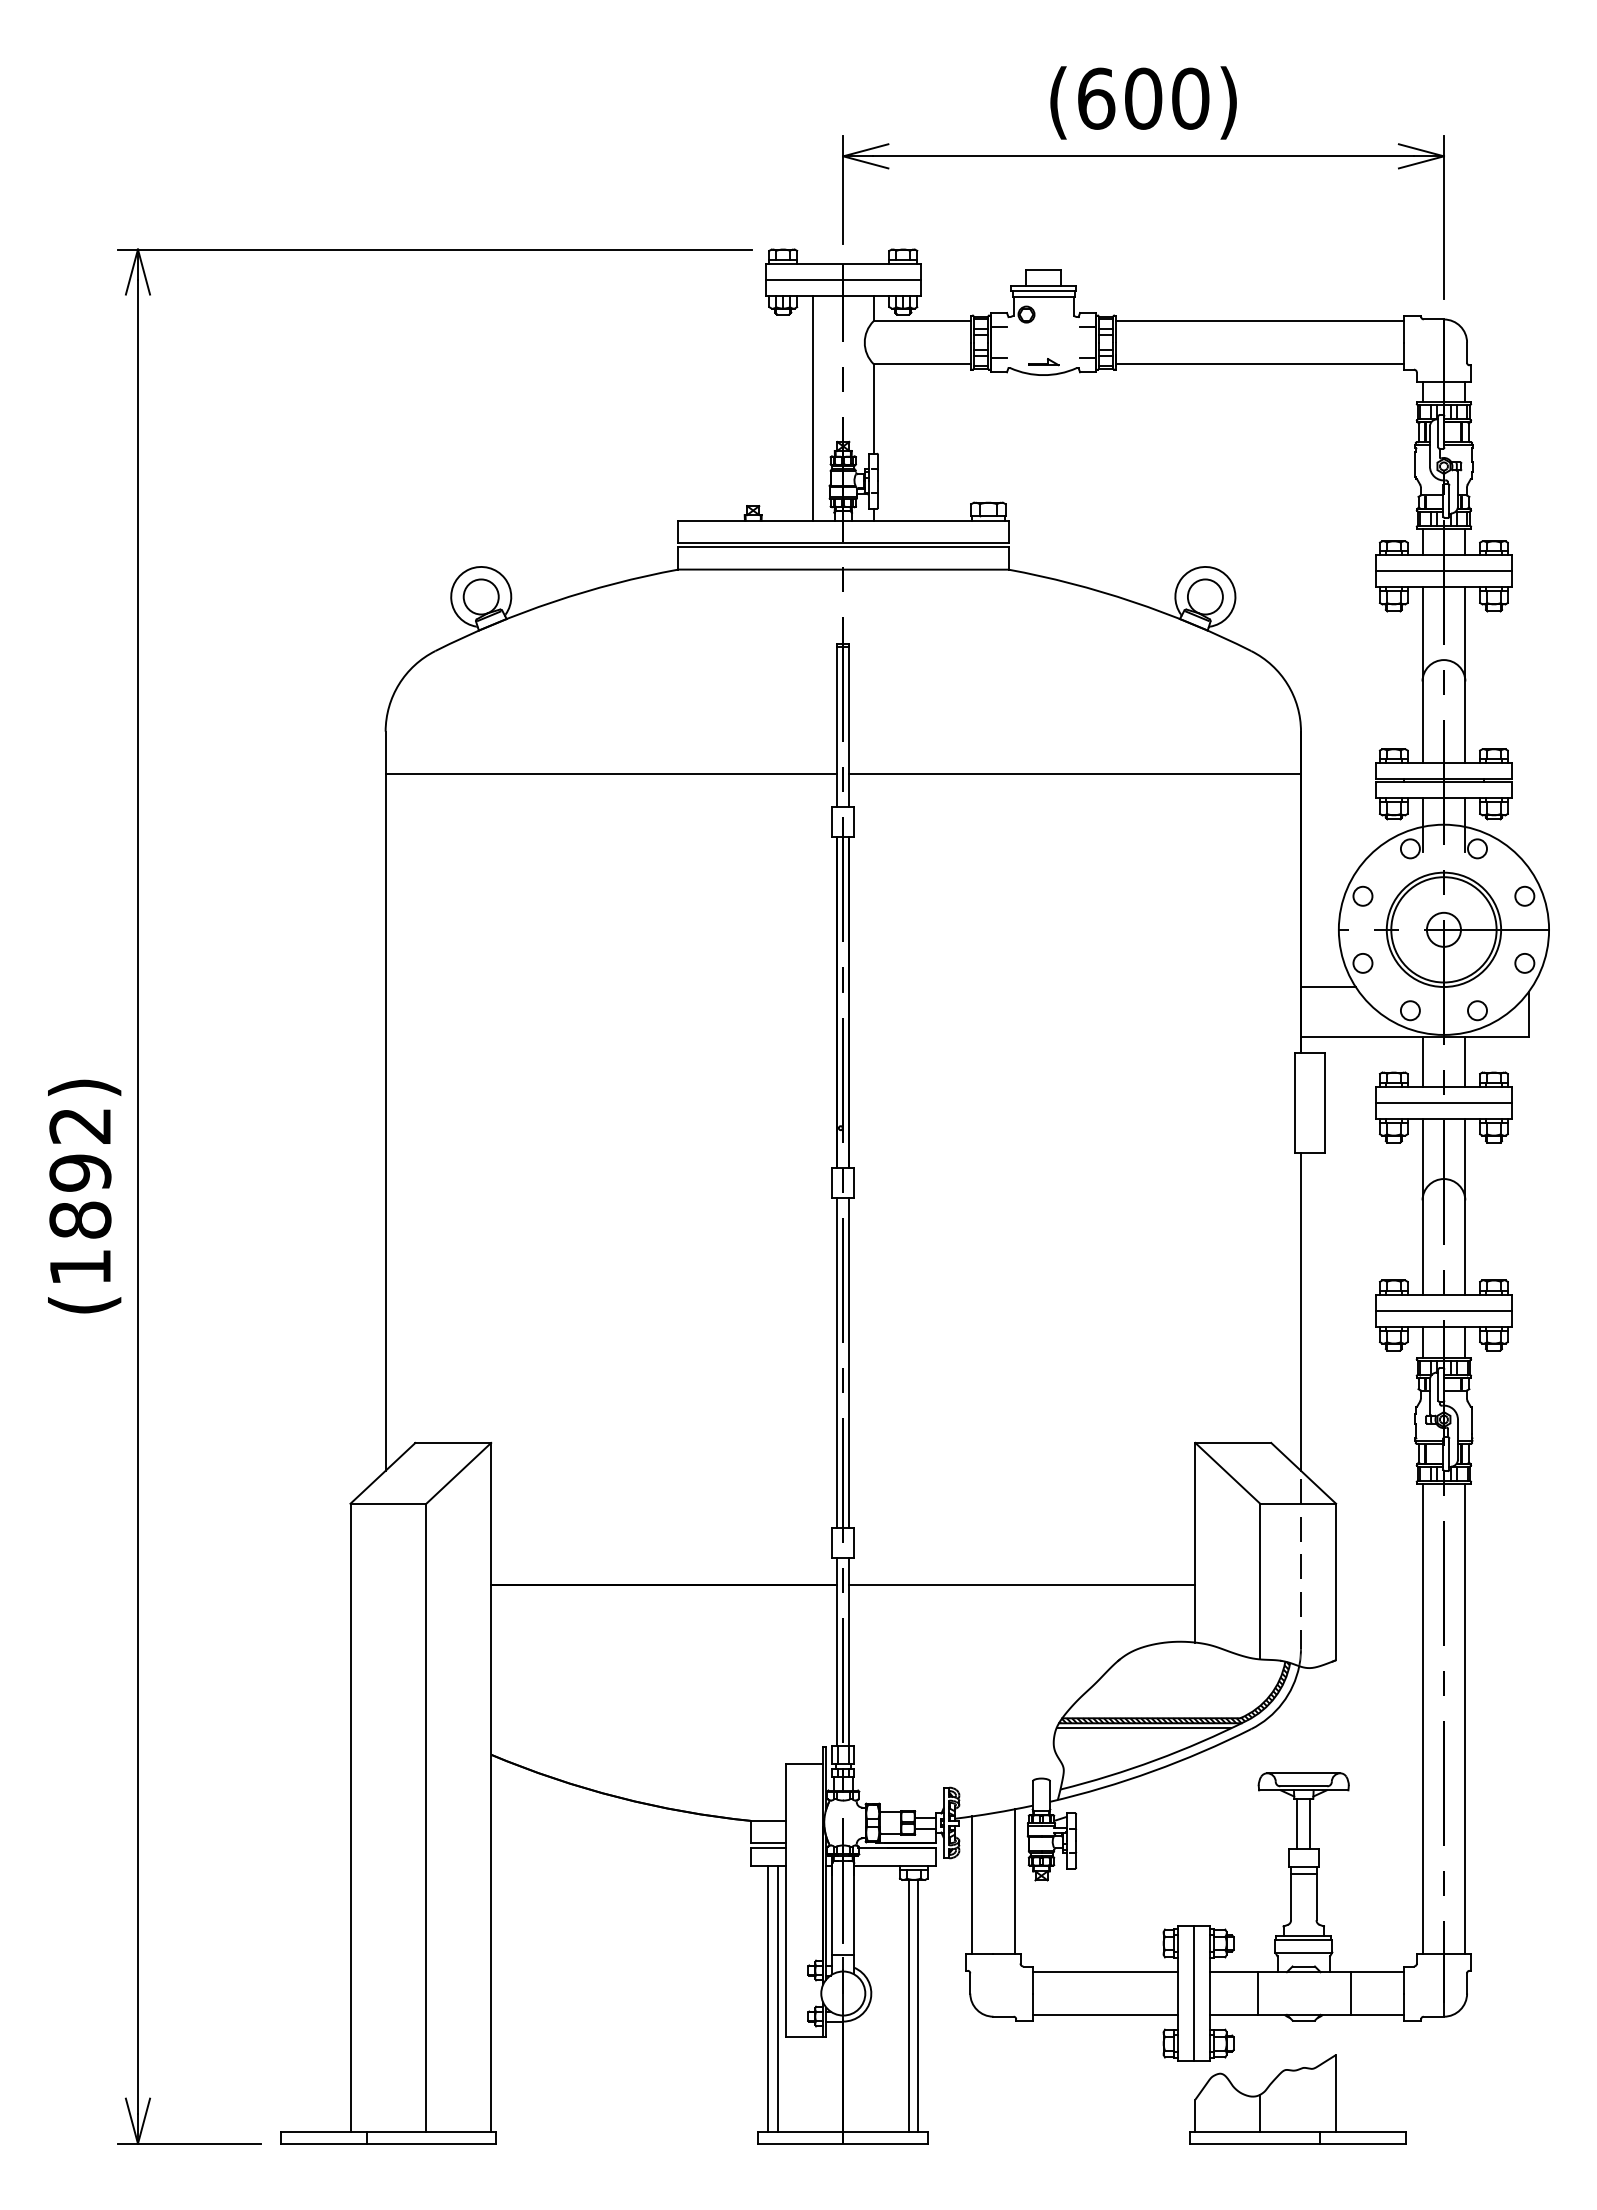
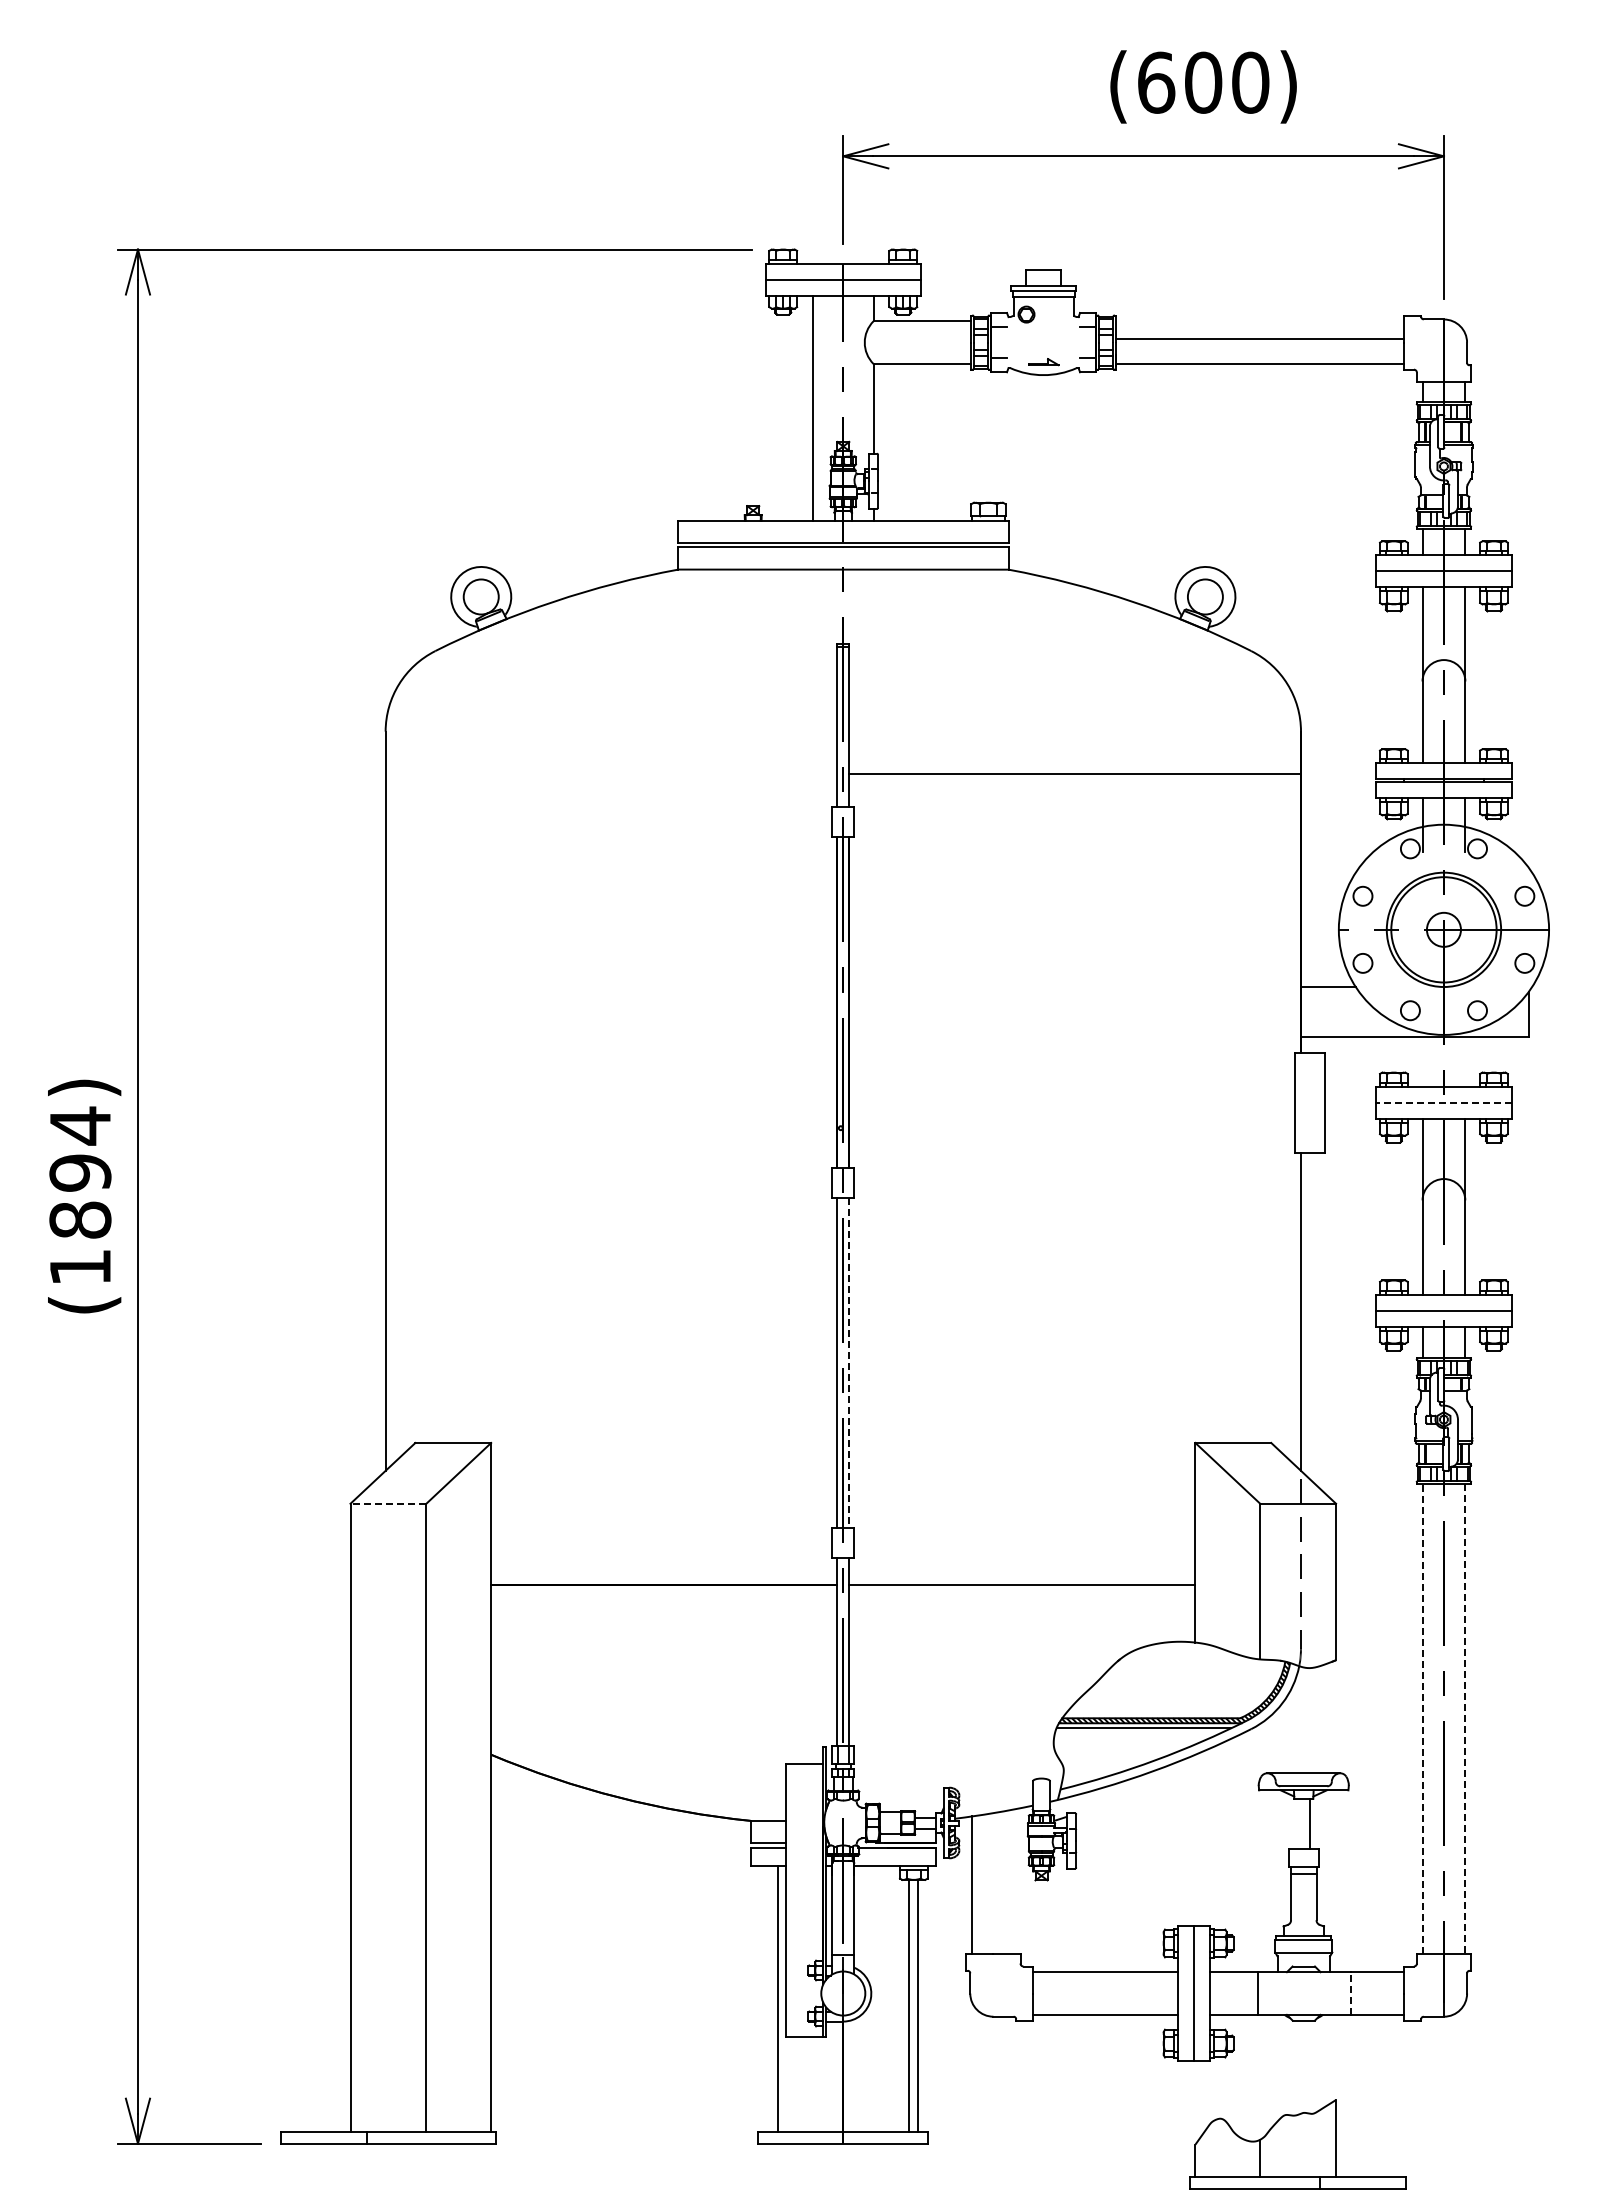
text position: (1143, 102) -> (1203, 86) (1203, 86)
line position: (1260, 321) -> (1260, 339) (1260, 339)
line: present -> none (611, 773)
line: present -> none (1422, 1061)
line: present -> none (1465, 1061)
line: solid -> dashed (1443, 1102)
text: (1892) -> (1894) (79, 1125)
line: solid -> dashed (849, 1363)
line: solid -> dashed (388, 1503)
line: solid -> dashed (1422, 1718)
line: solid -> dashed (1465, 1719)
line: present -> none (1297, 1823)
line: present -> none (1014, 1881)
line: solid -> dashed (1351, 1993)
line: present -> none (768, 1998)
part position: (1297, 2099) -> (1297, 2144) (1297, 2144)
